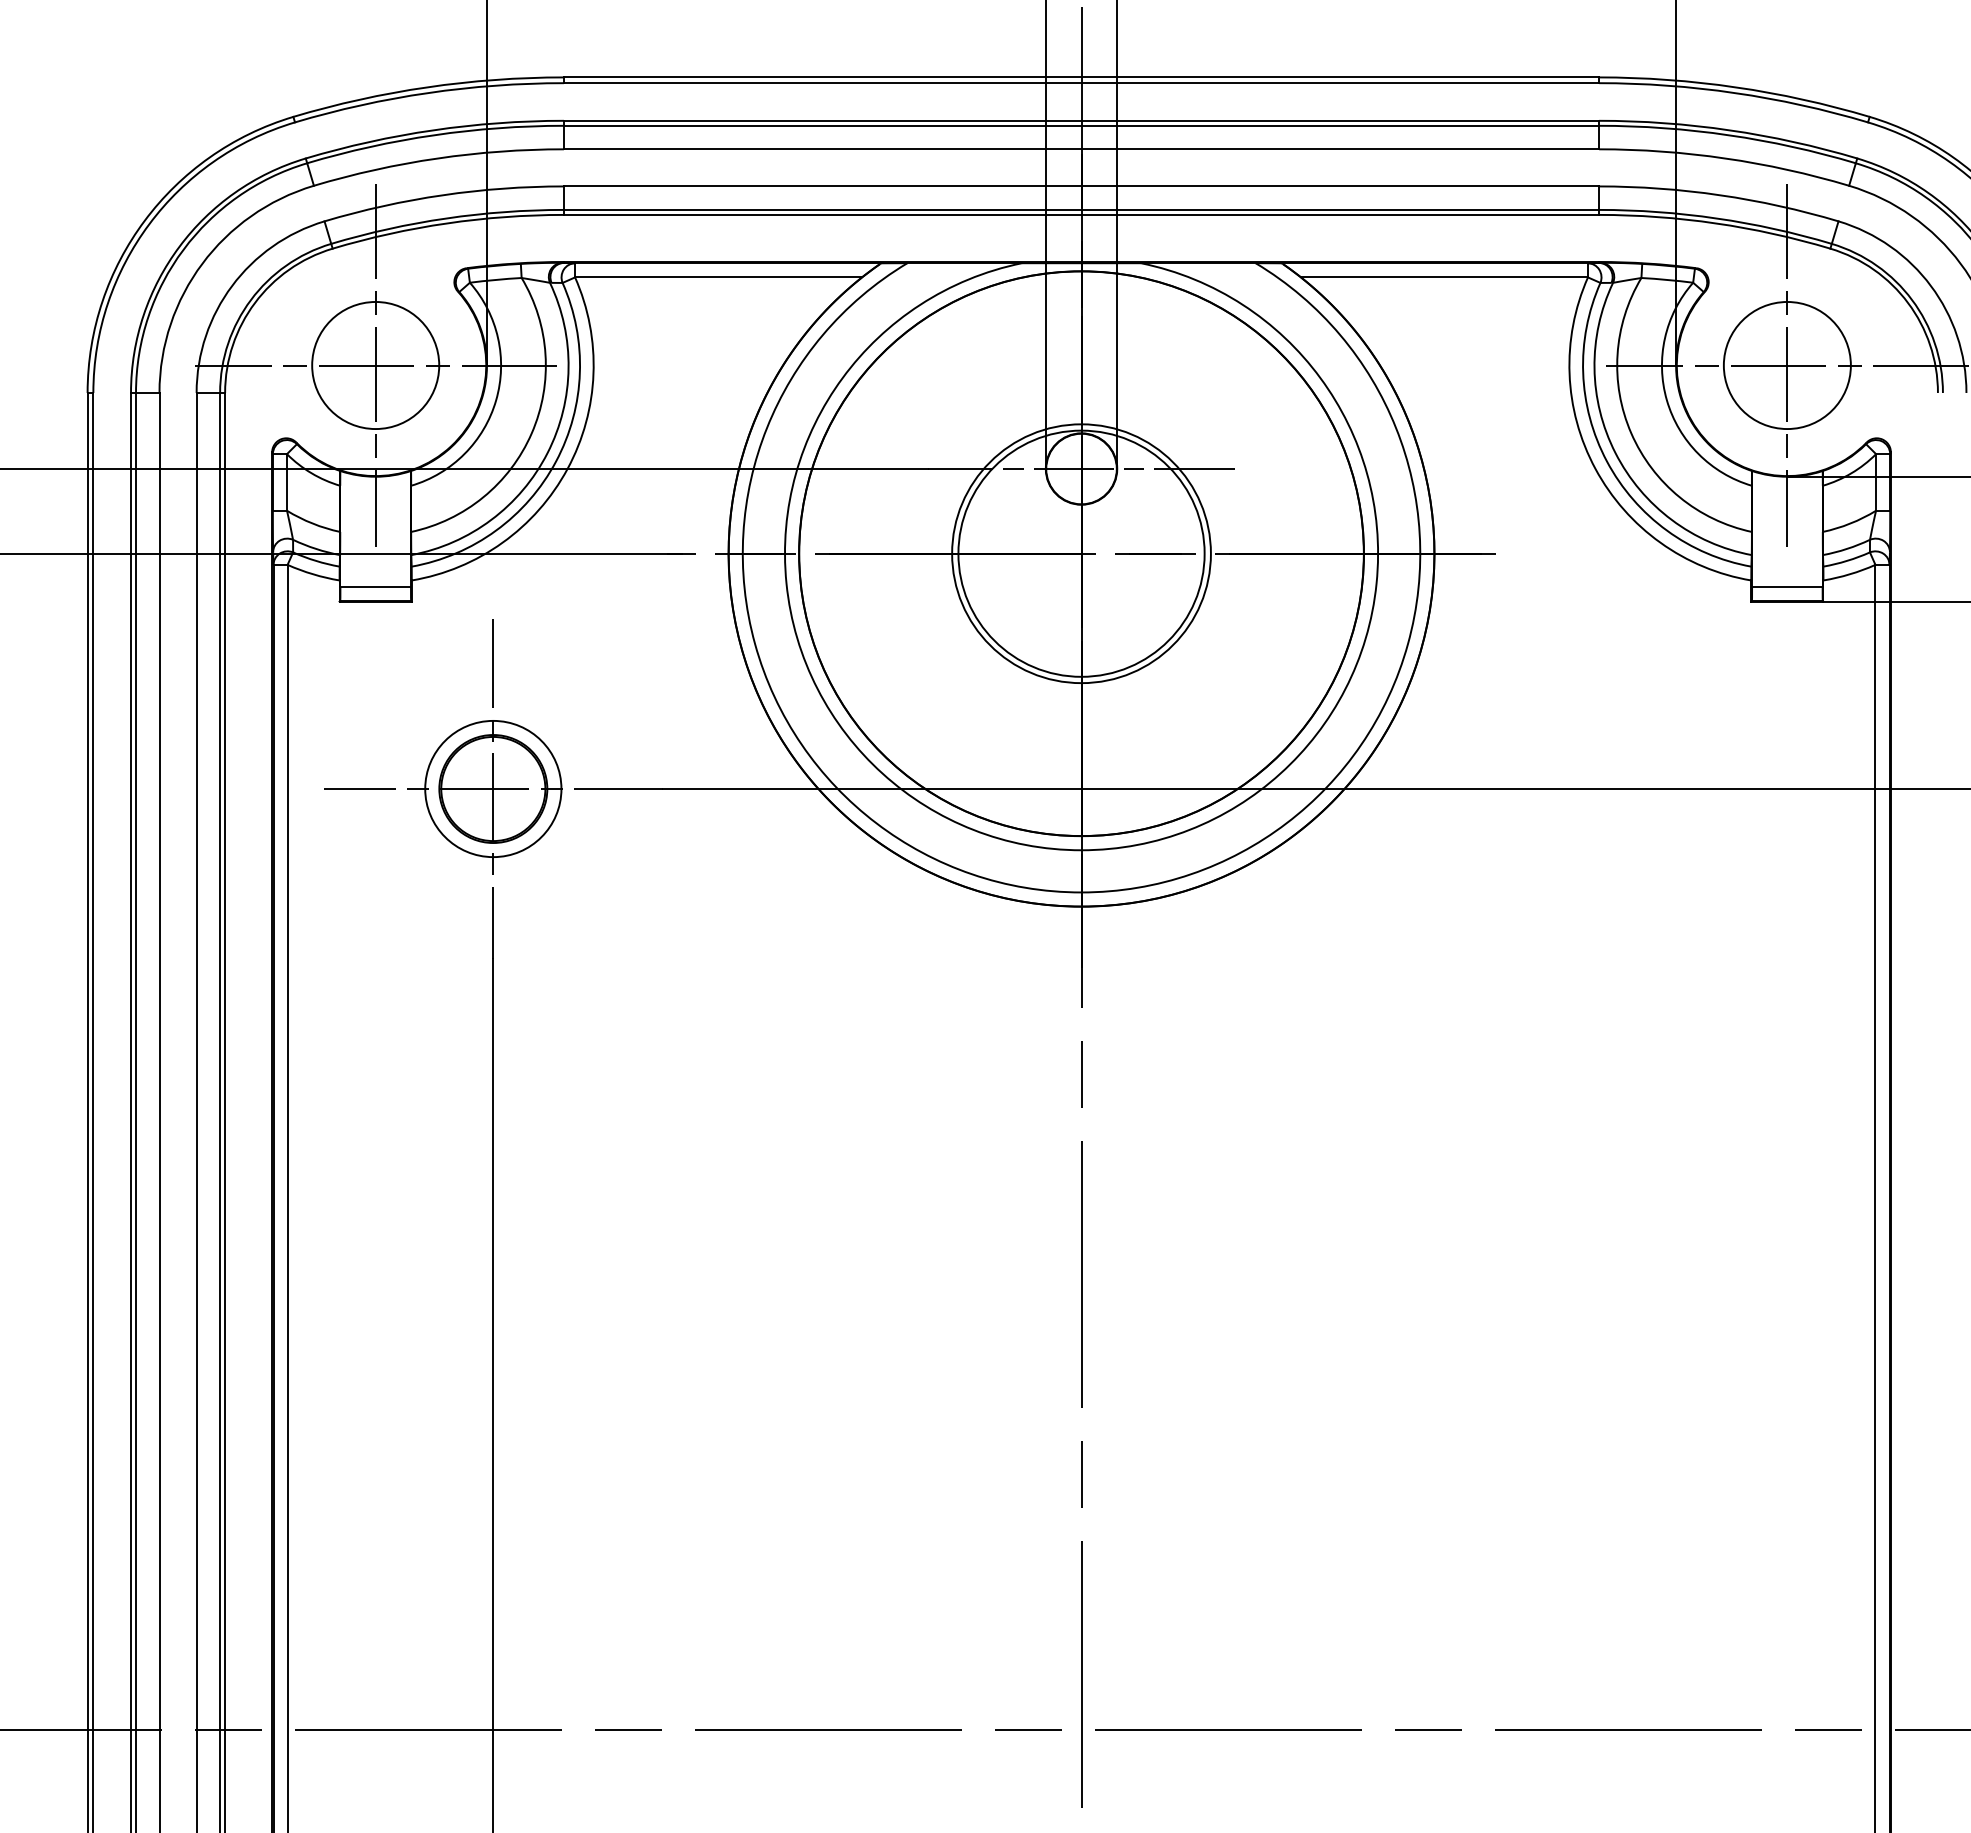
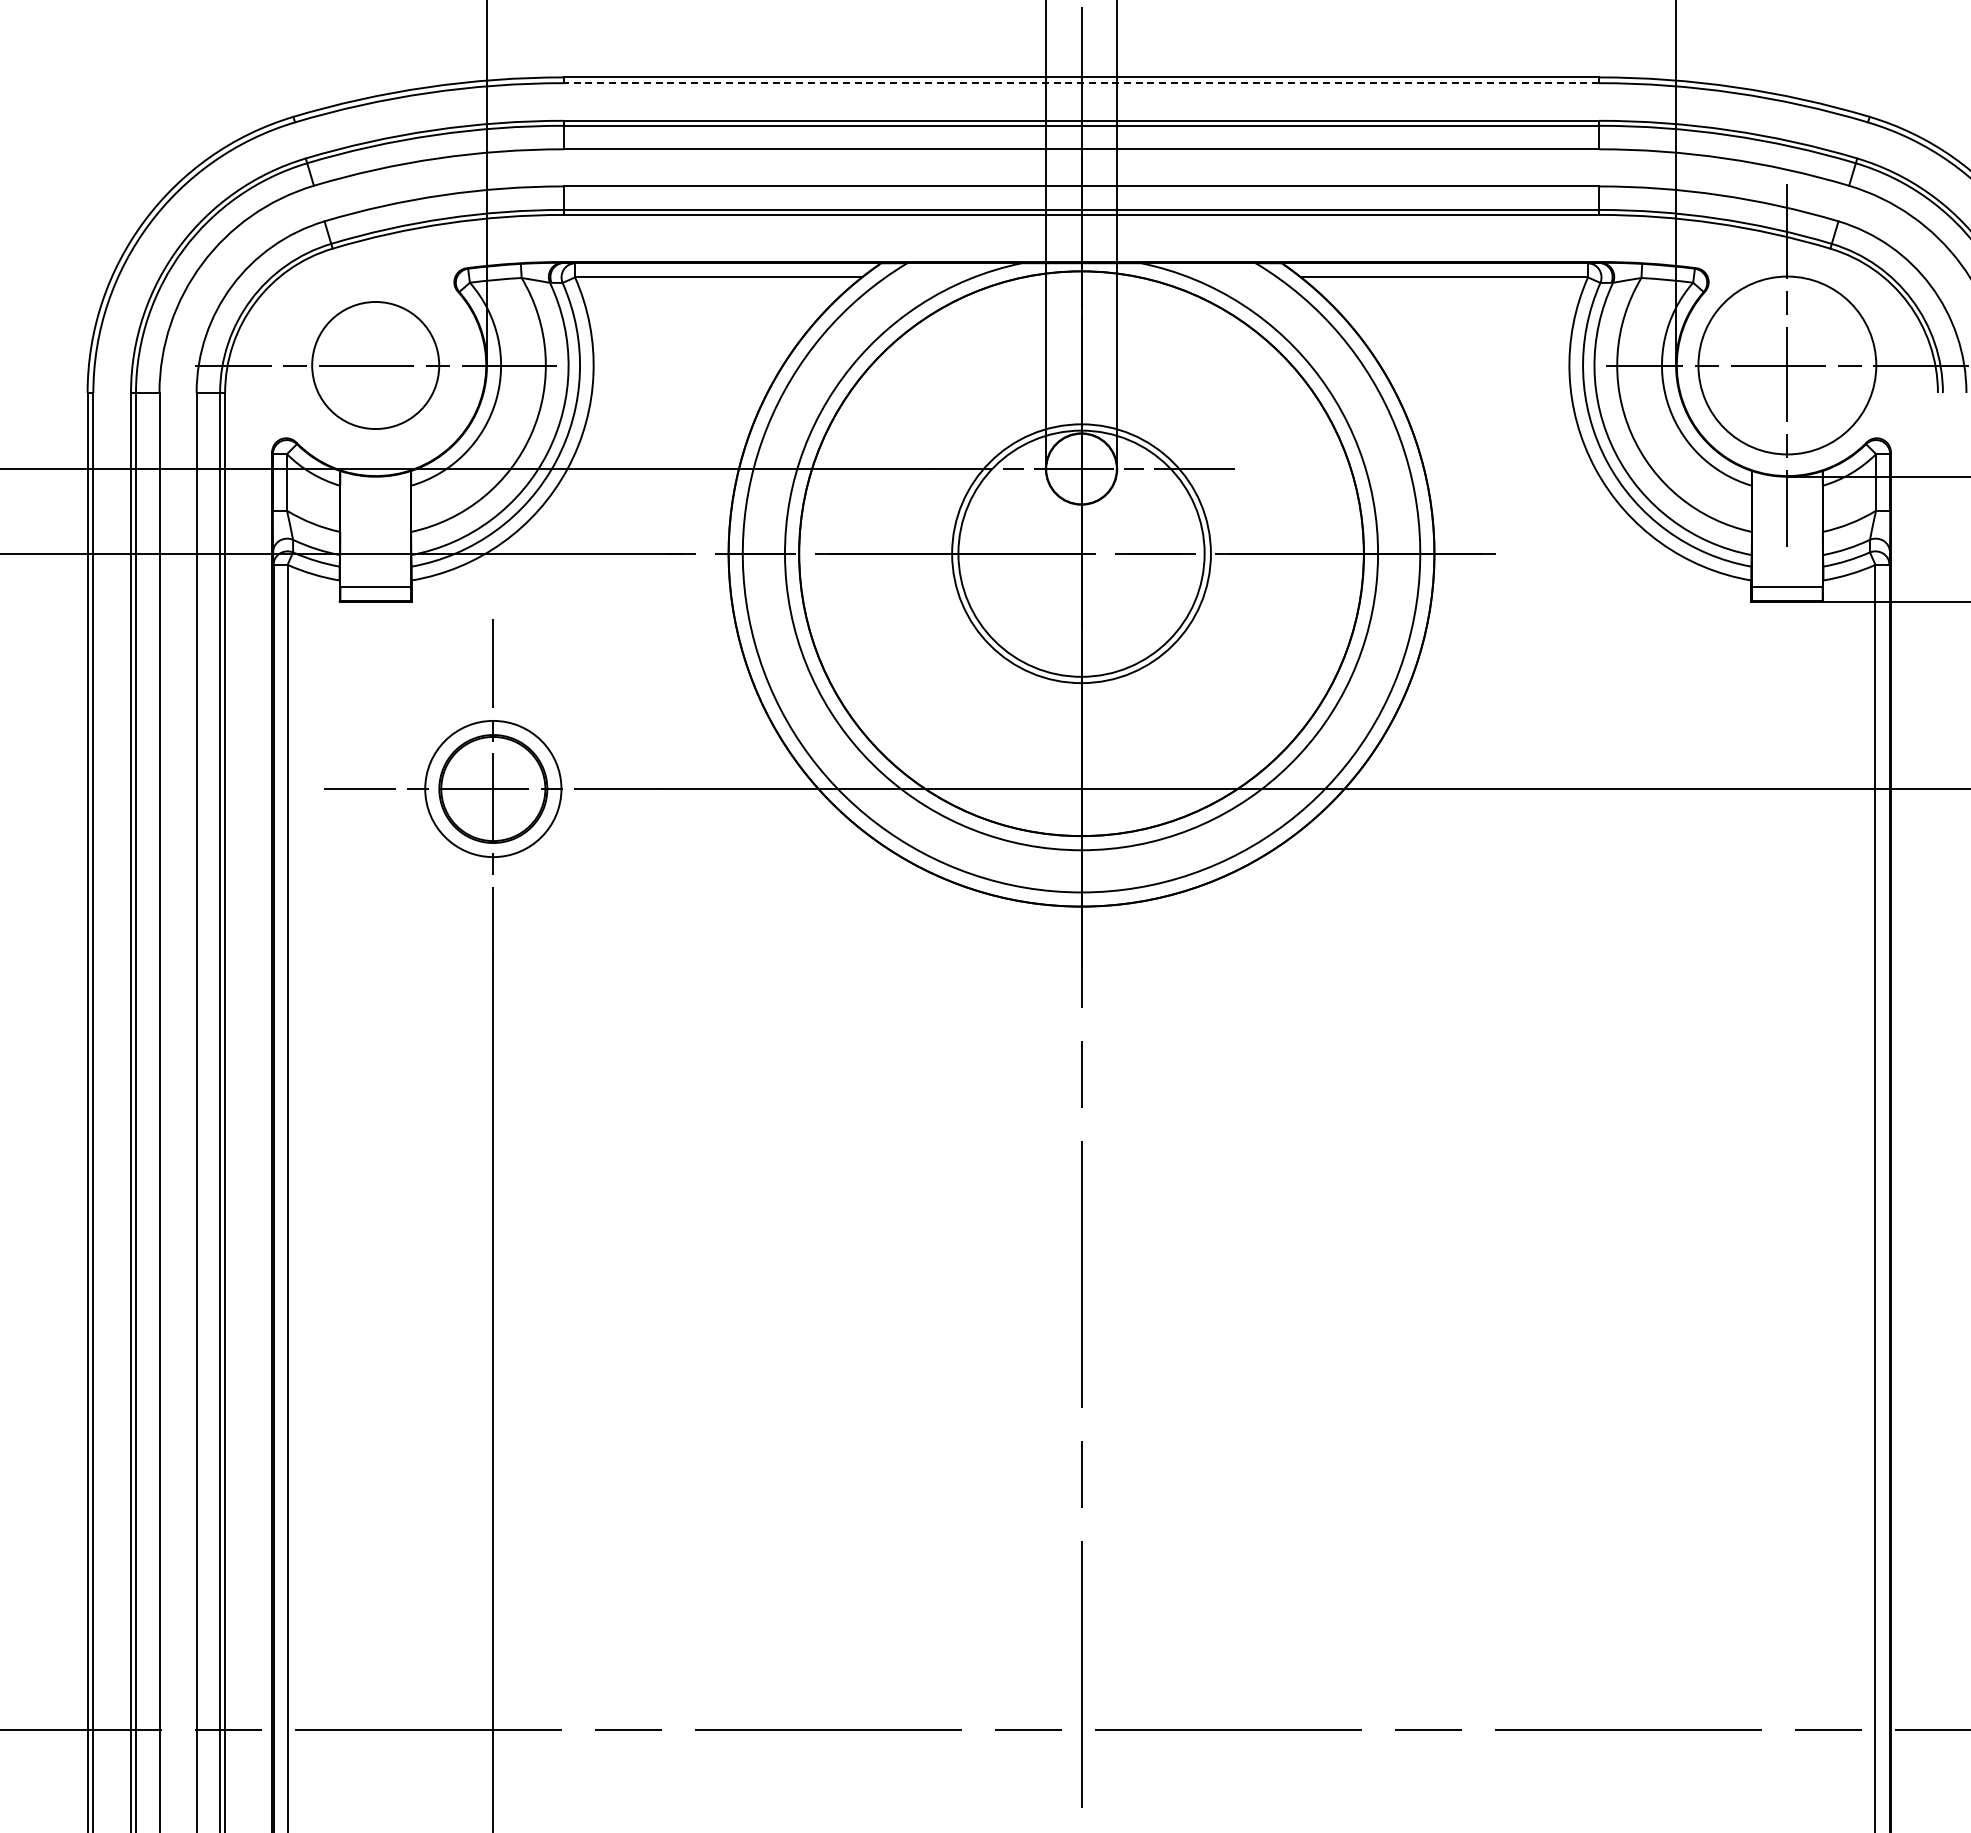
line: solid -> dashed (1081, 83)
line: present -> none (375, 365)
circle diameter: 127 px -> 178 px (1787, 365)
